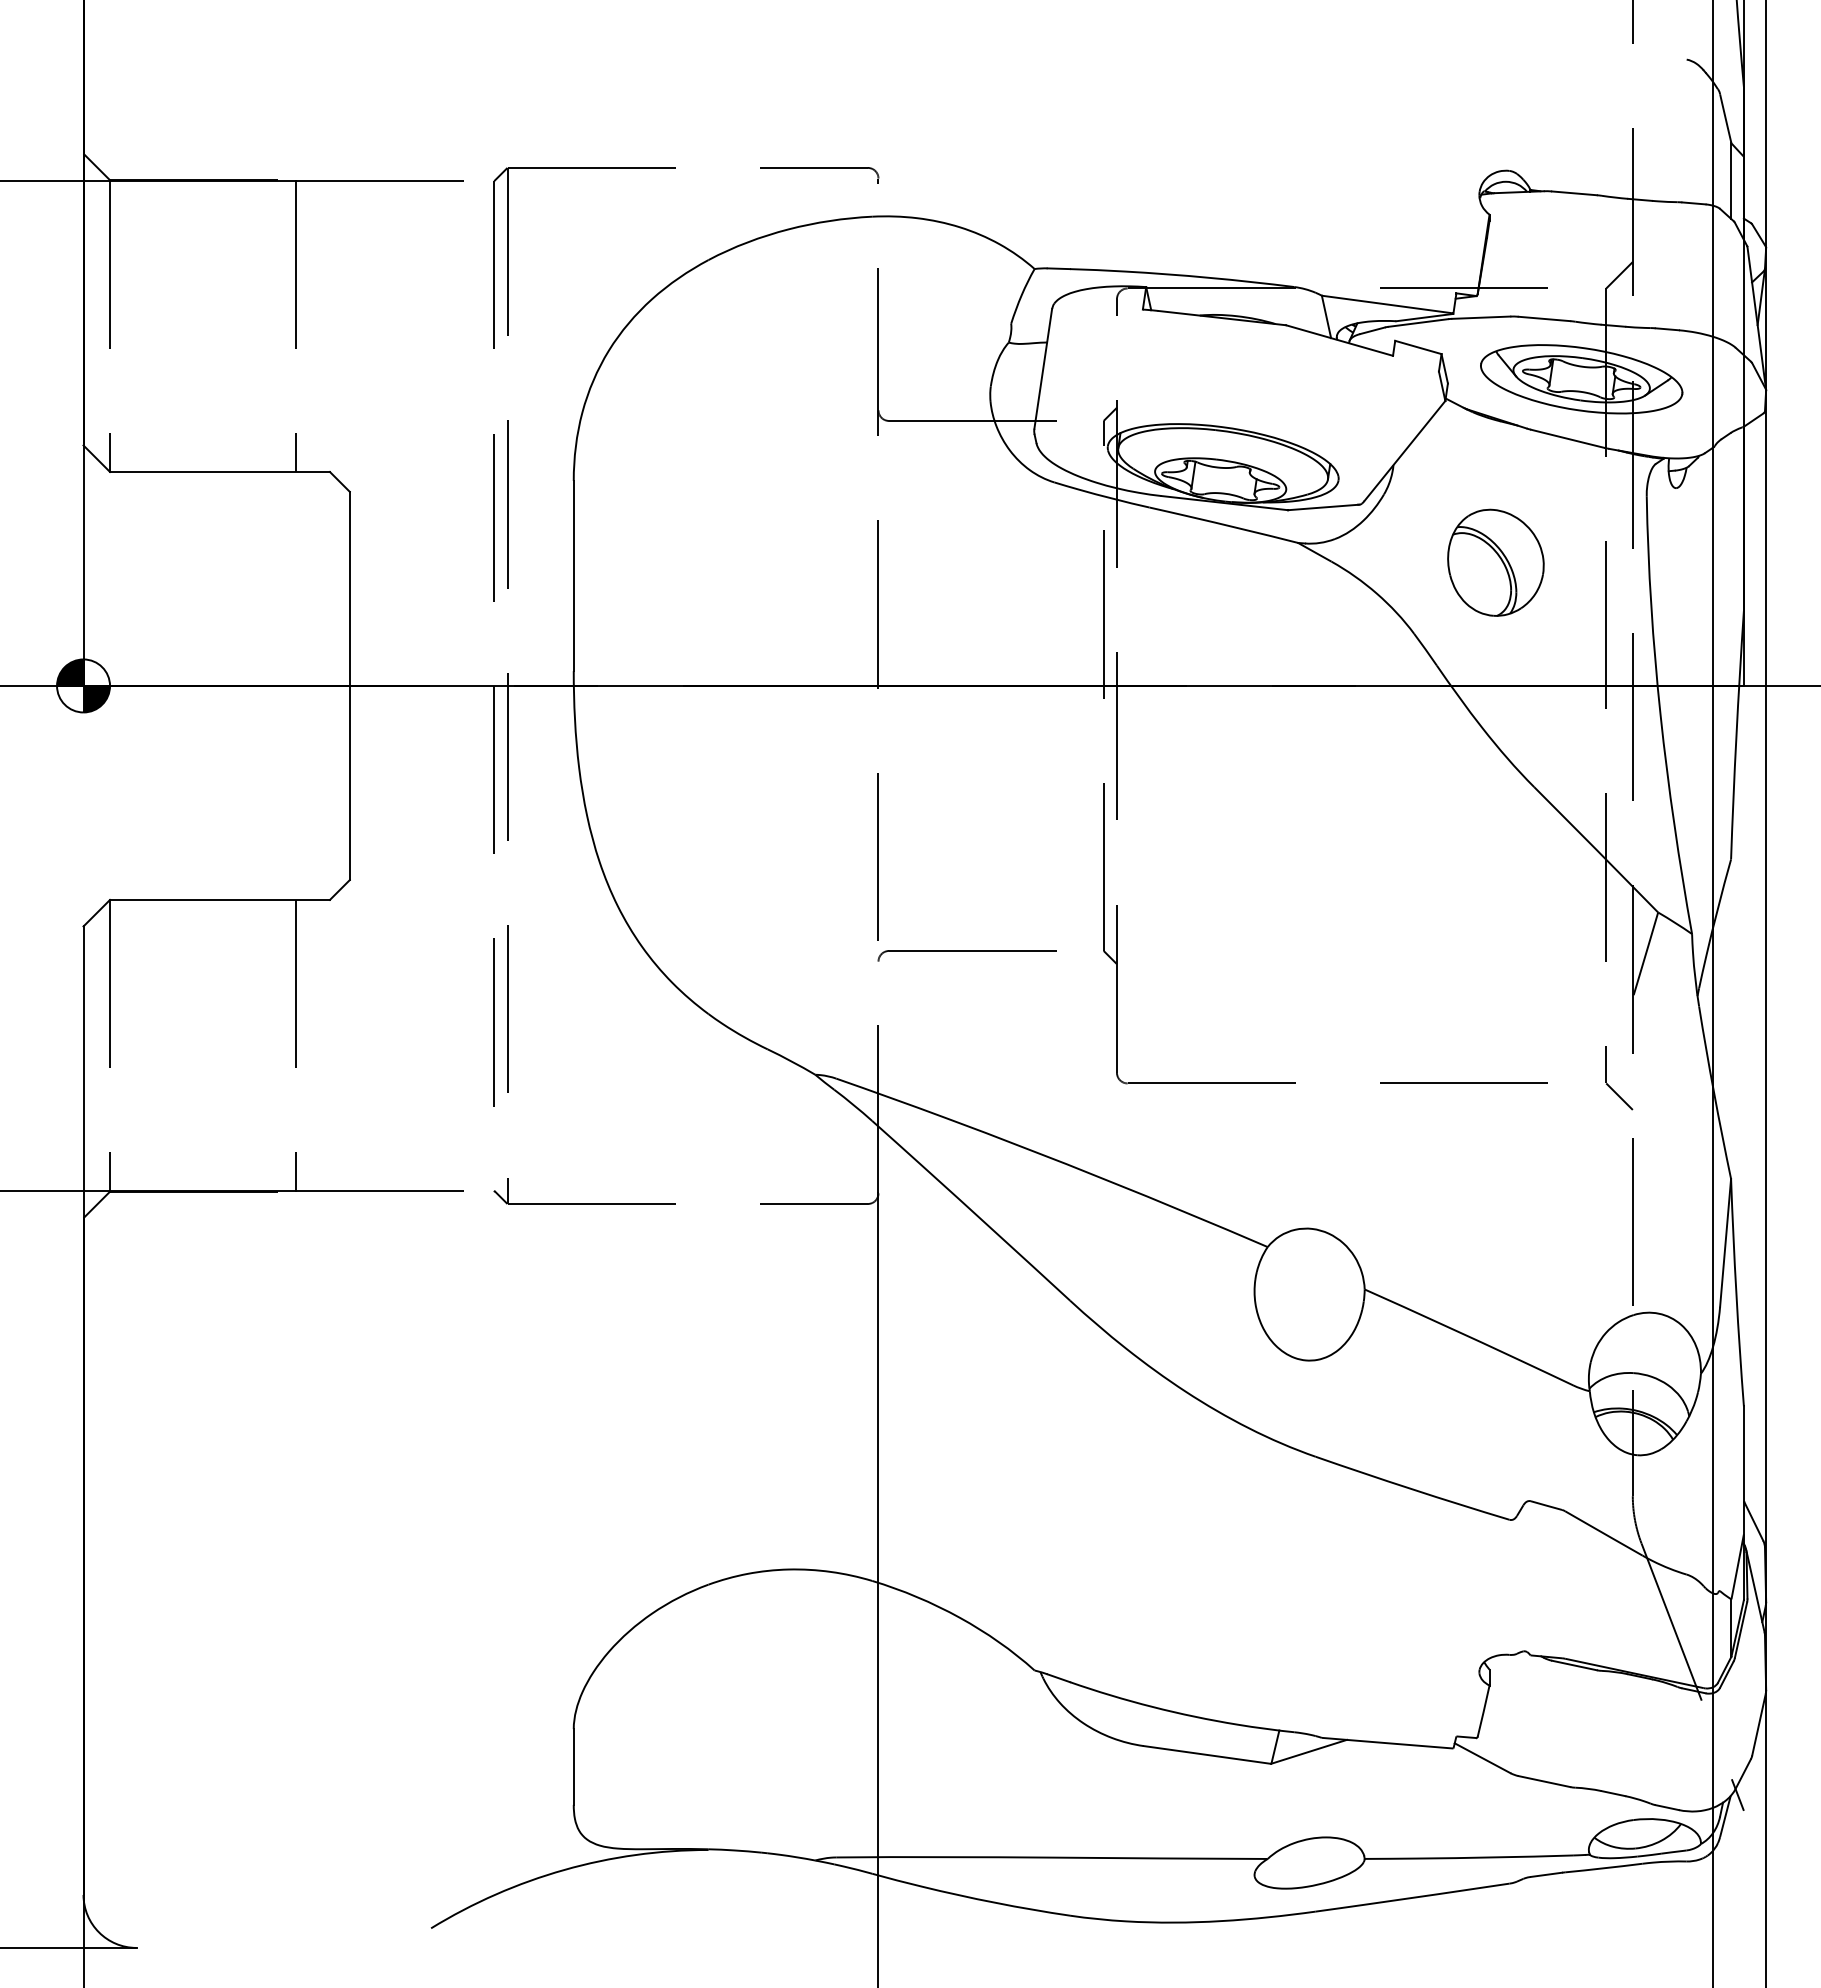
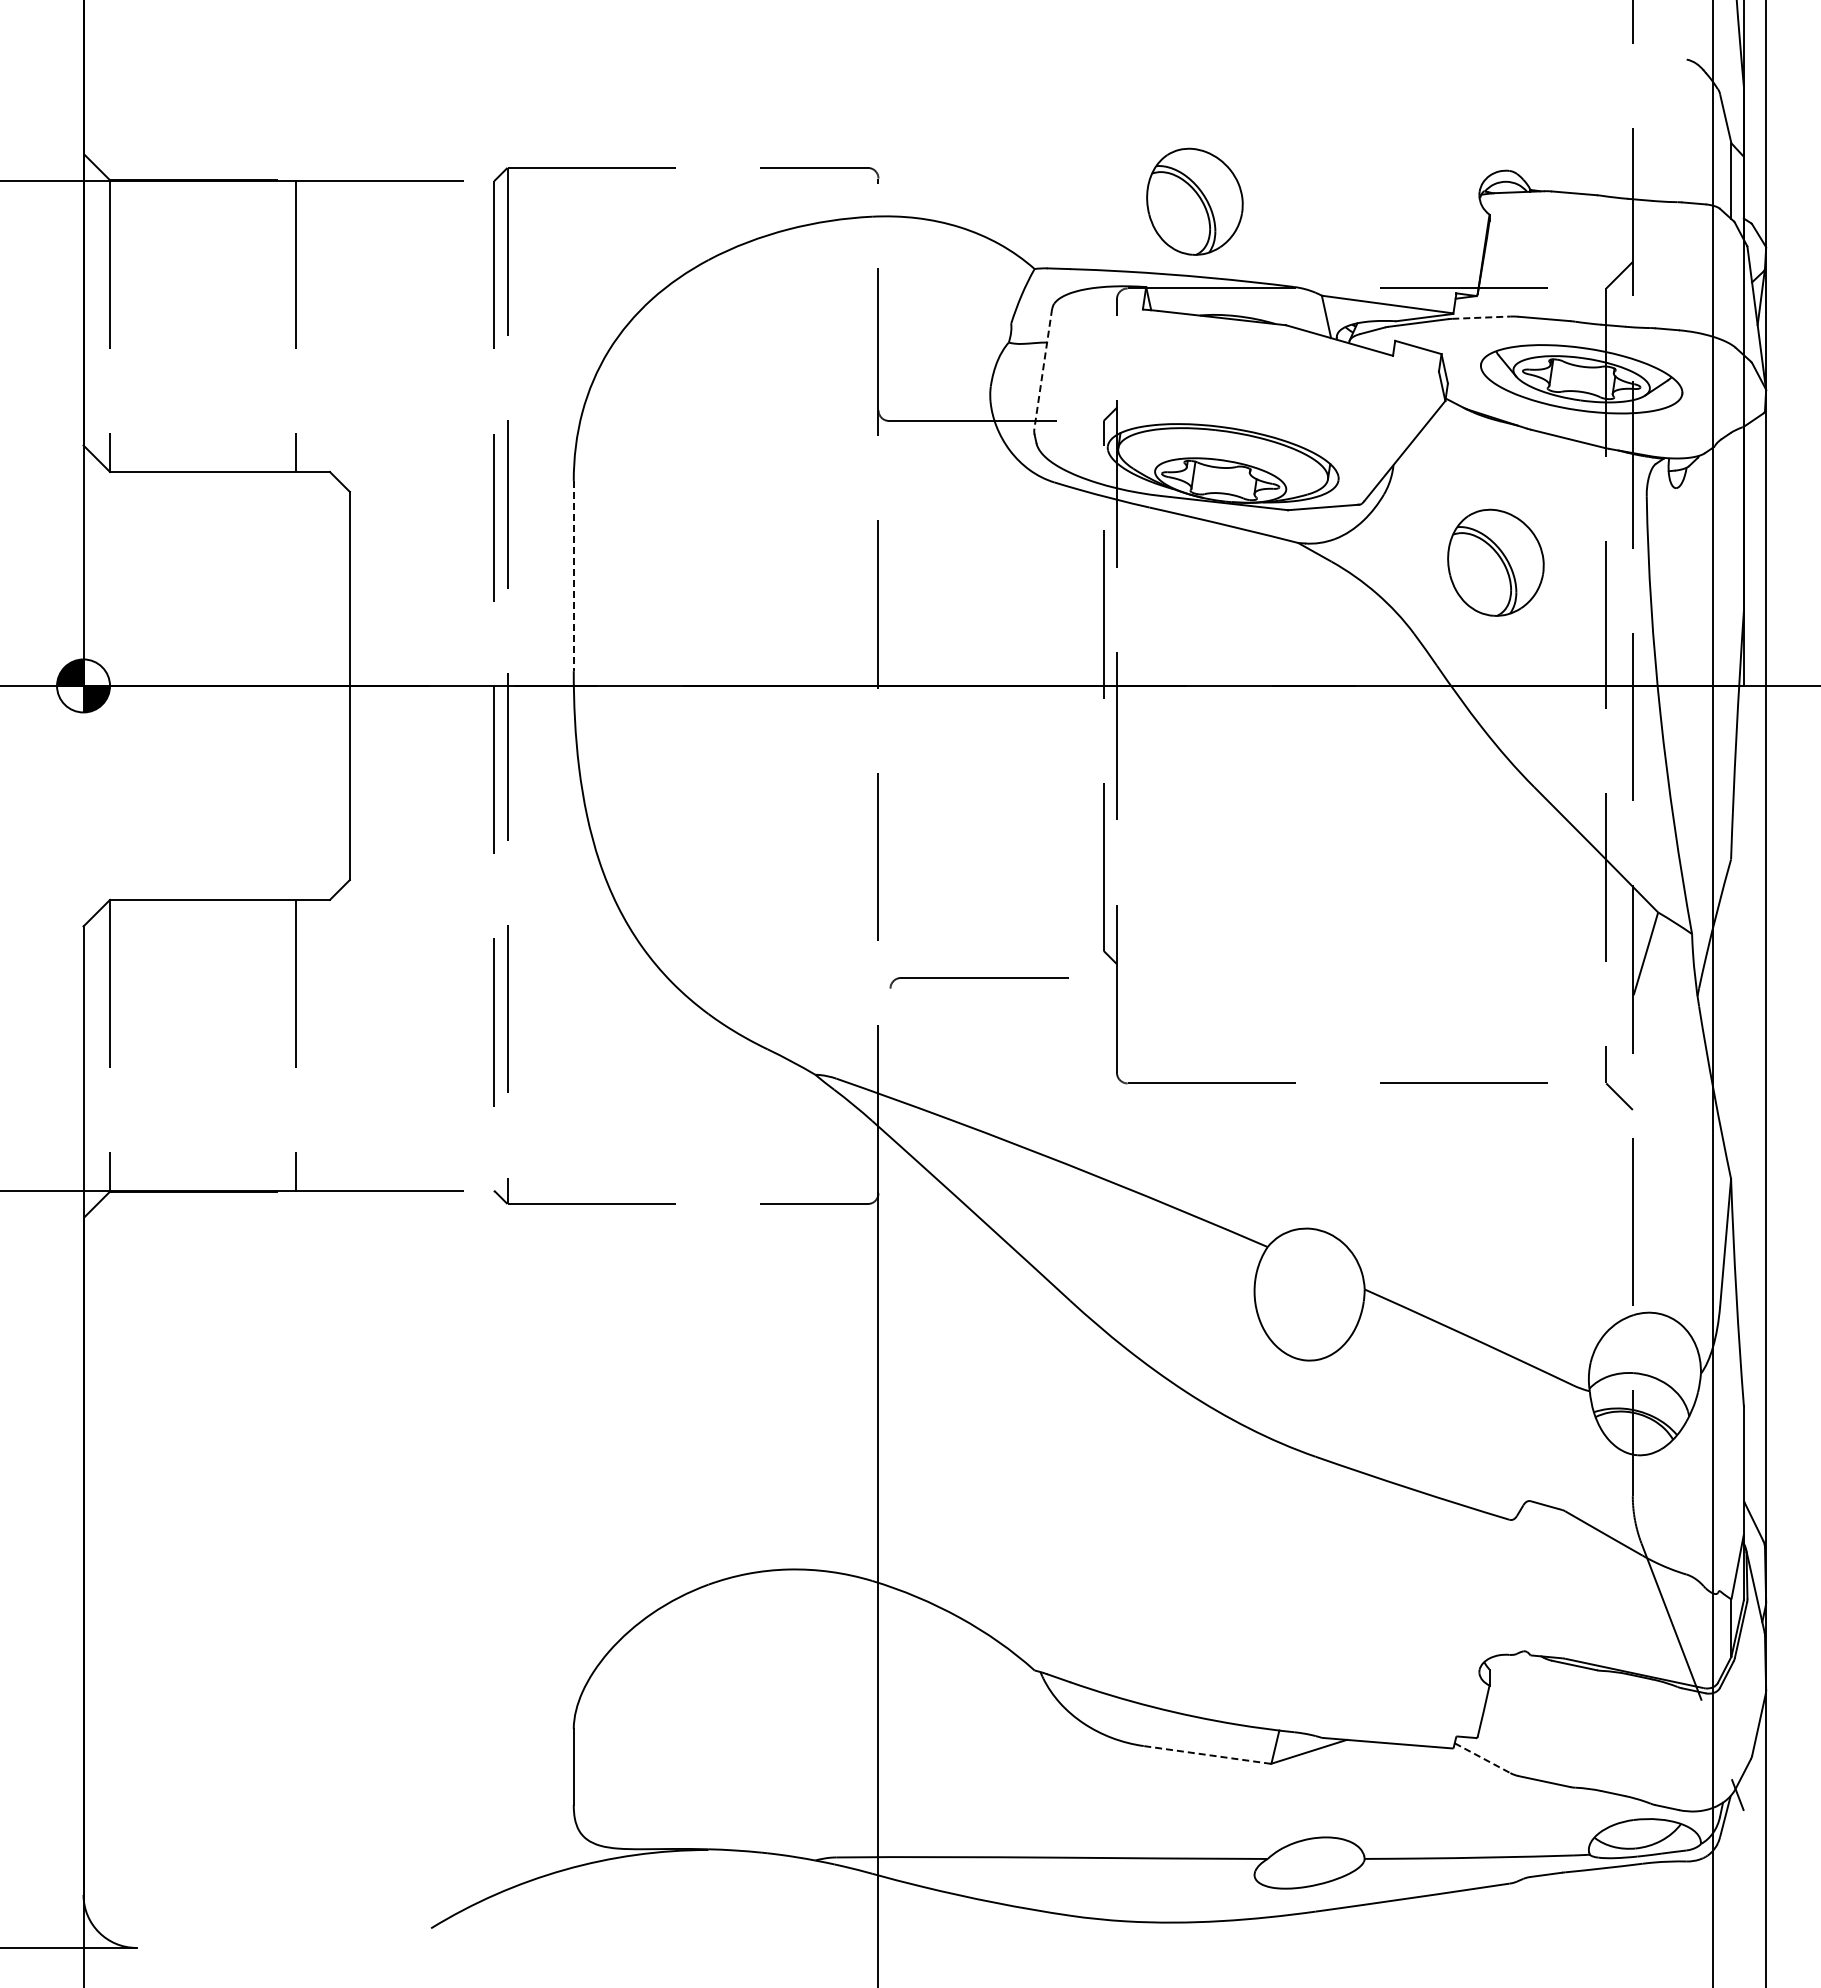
part: none -> present (1194, 201)
line: solid -> dashed (1481, 317)
line: solid -> dashed (1043, 368)
line: solid -> dashed (573, 576)
part position: (966, 955) -> (978, 982) (978, 982)
line: solid -> dashed (1206, 1754)
line: solid -> dashed (1482, 1758)
